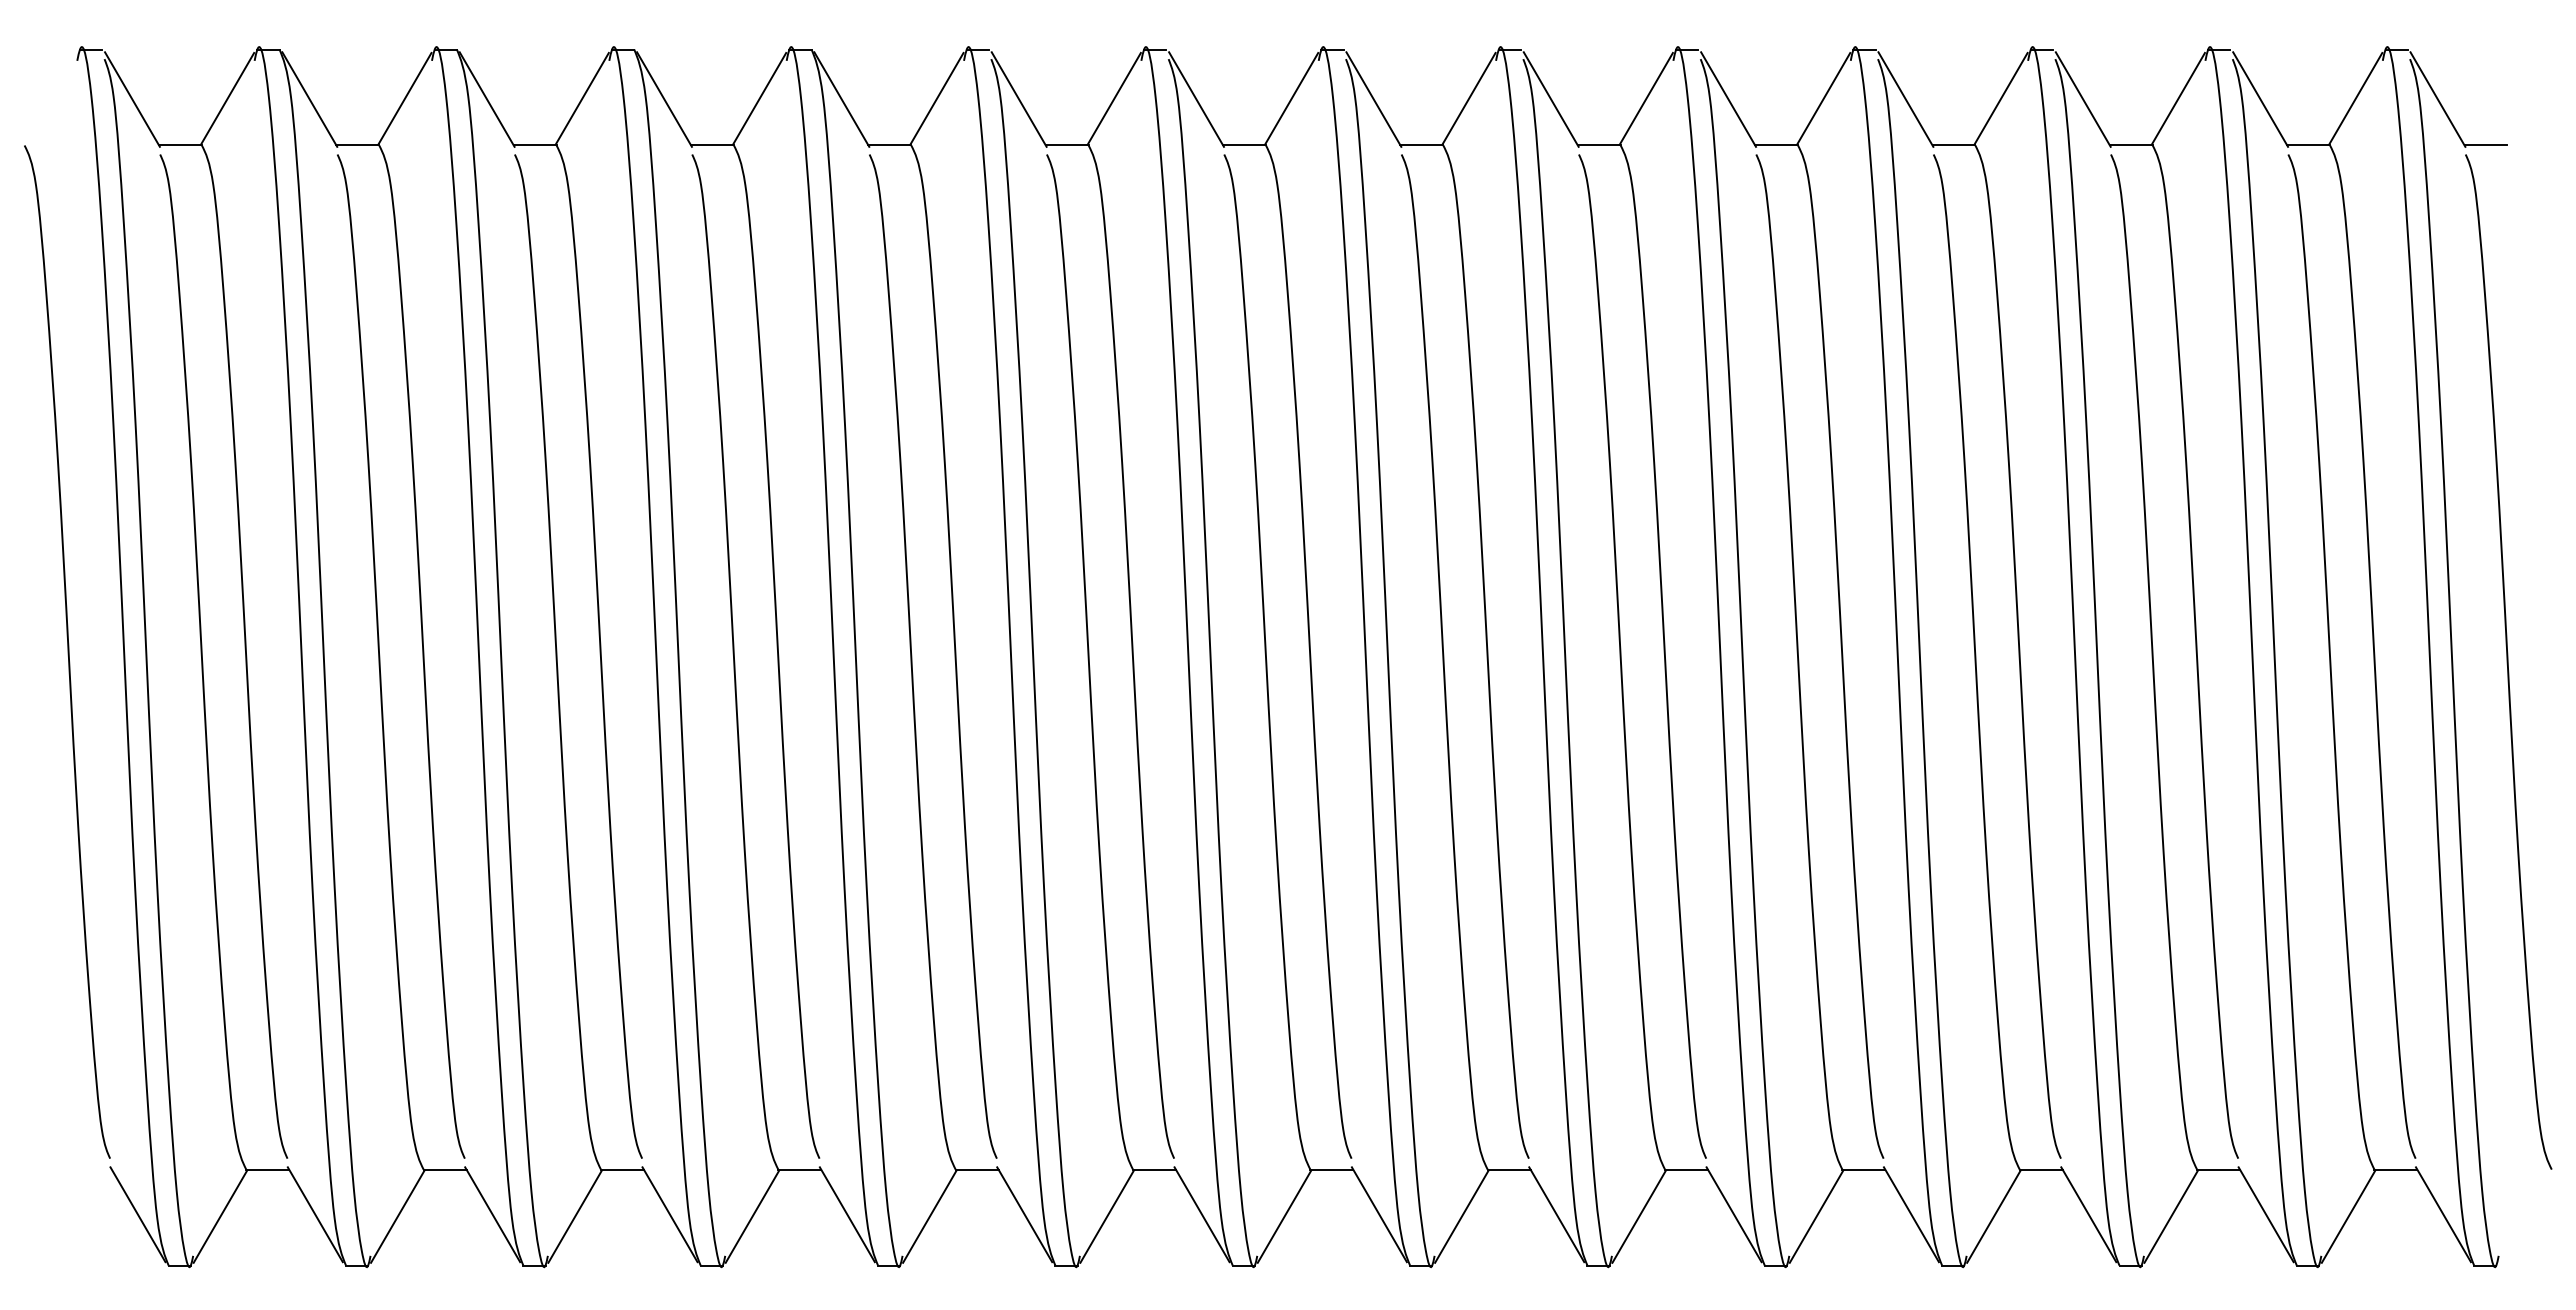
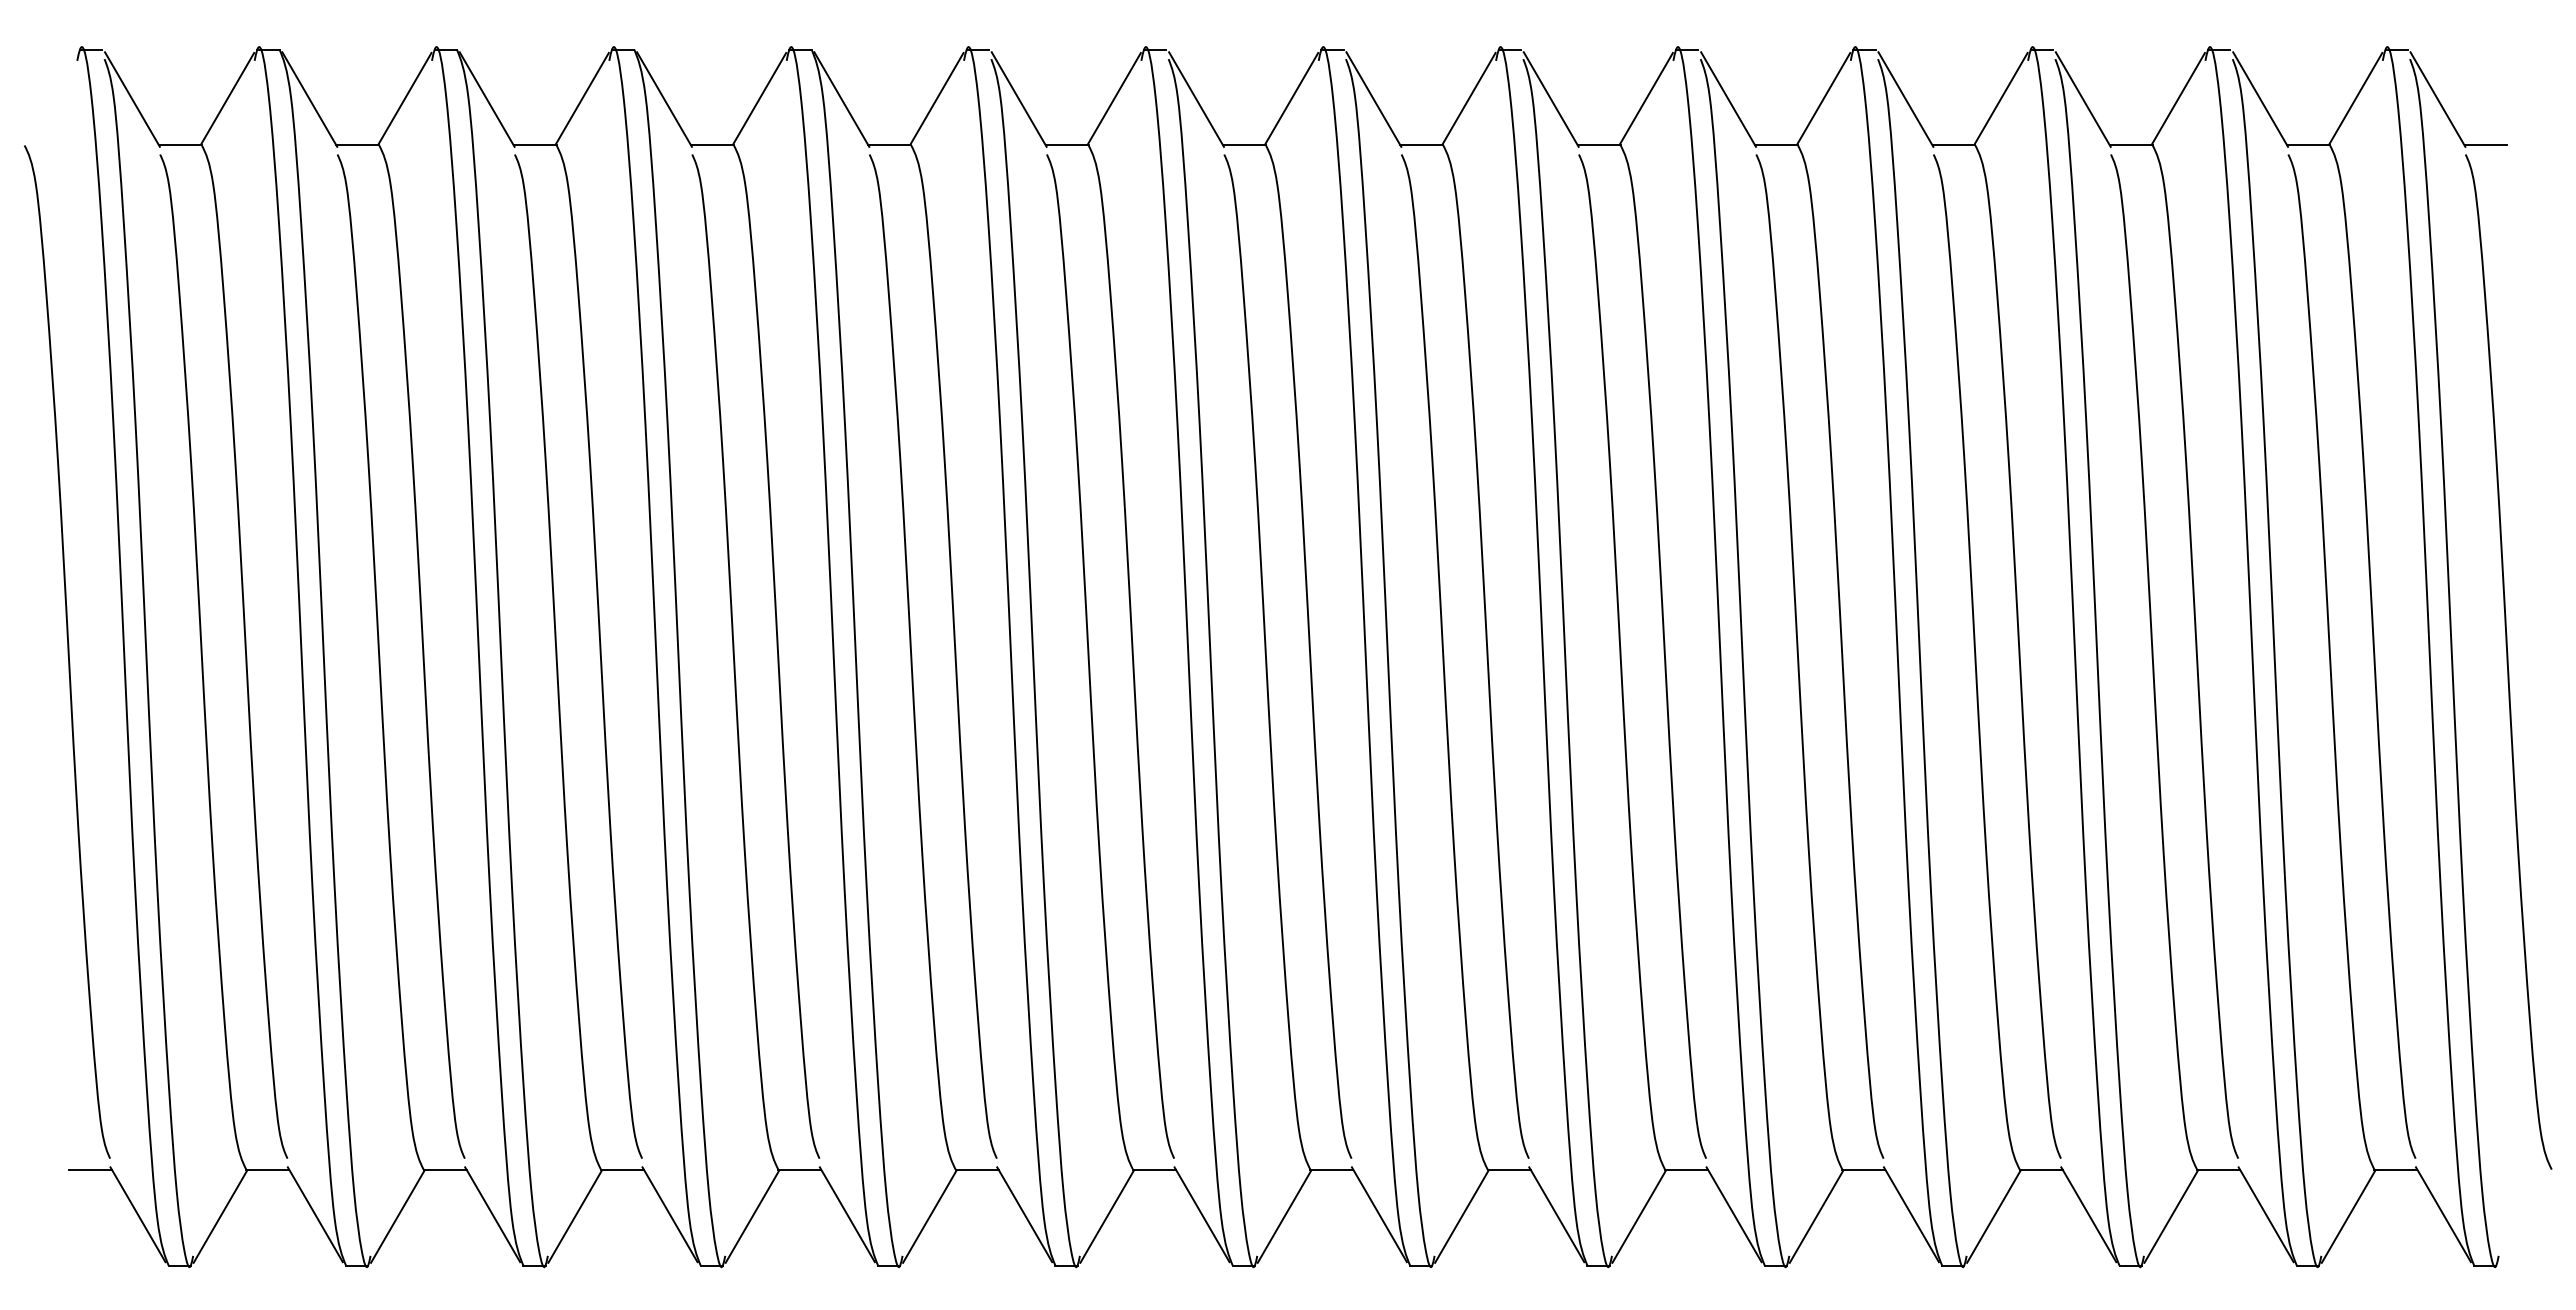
line: none -> present (89, 1169)
